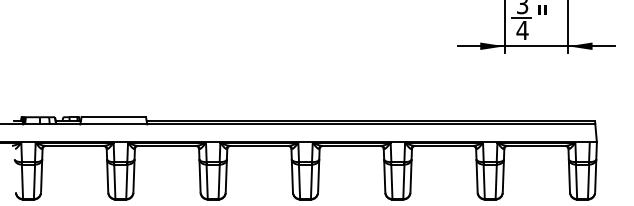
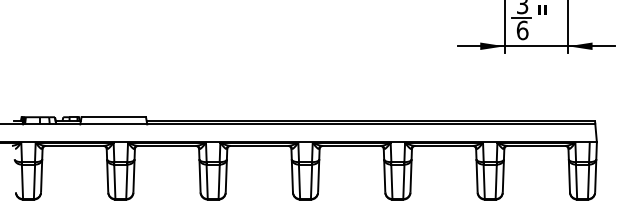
text: 4 -> 6 (522, 30)
